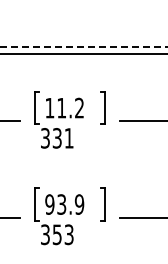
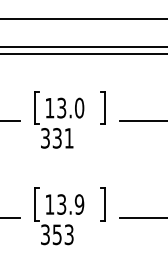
line: none -> present (83, 18)
line: dashed -> solid (84, 47)
text: 11.2 -> 13.0 (70, 107)
text: 93.9 -> 13.9 (49, 204)
